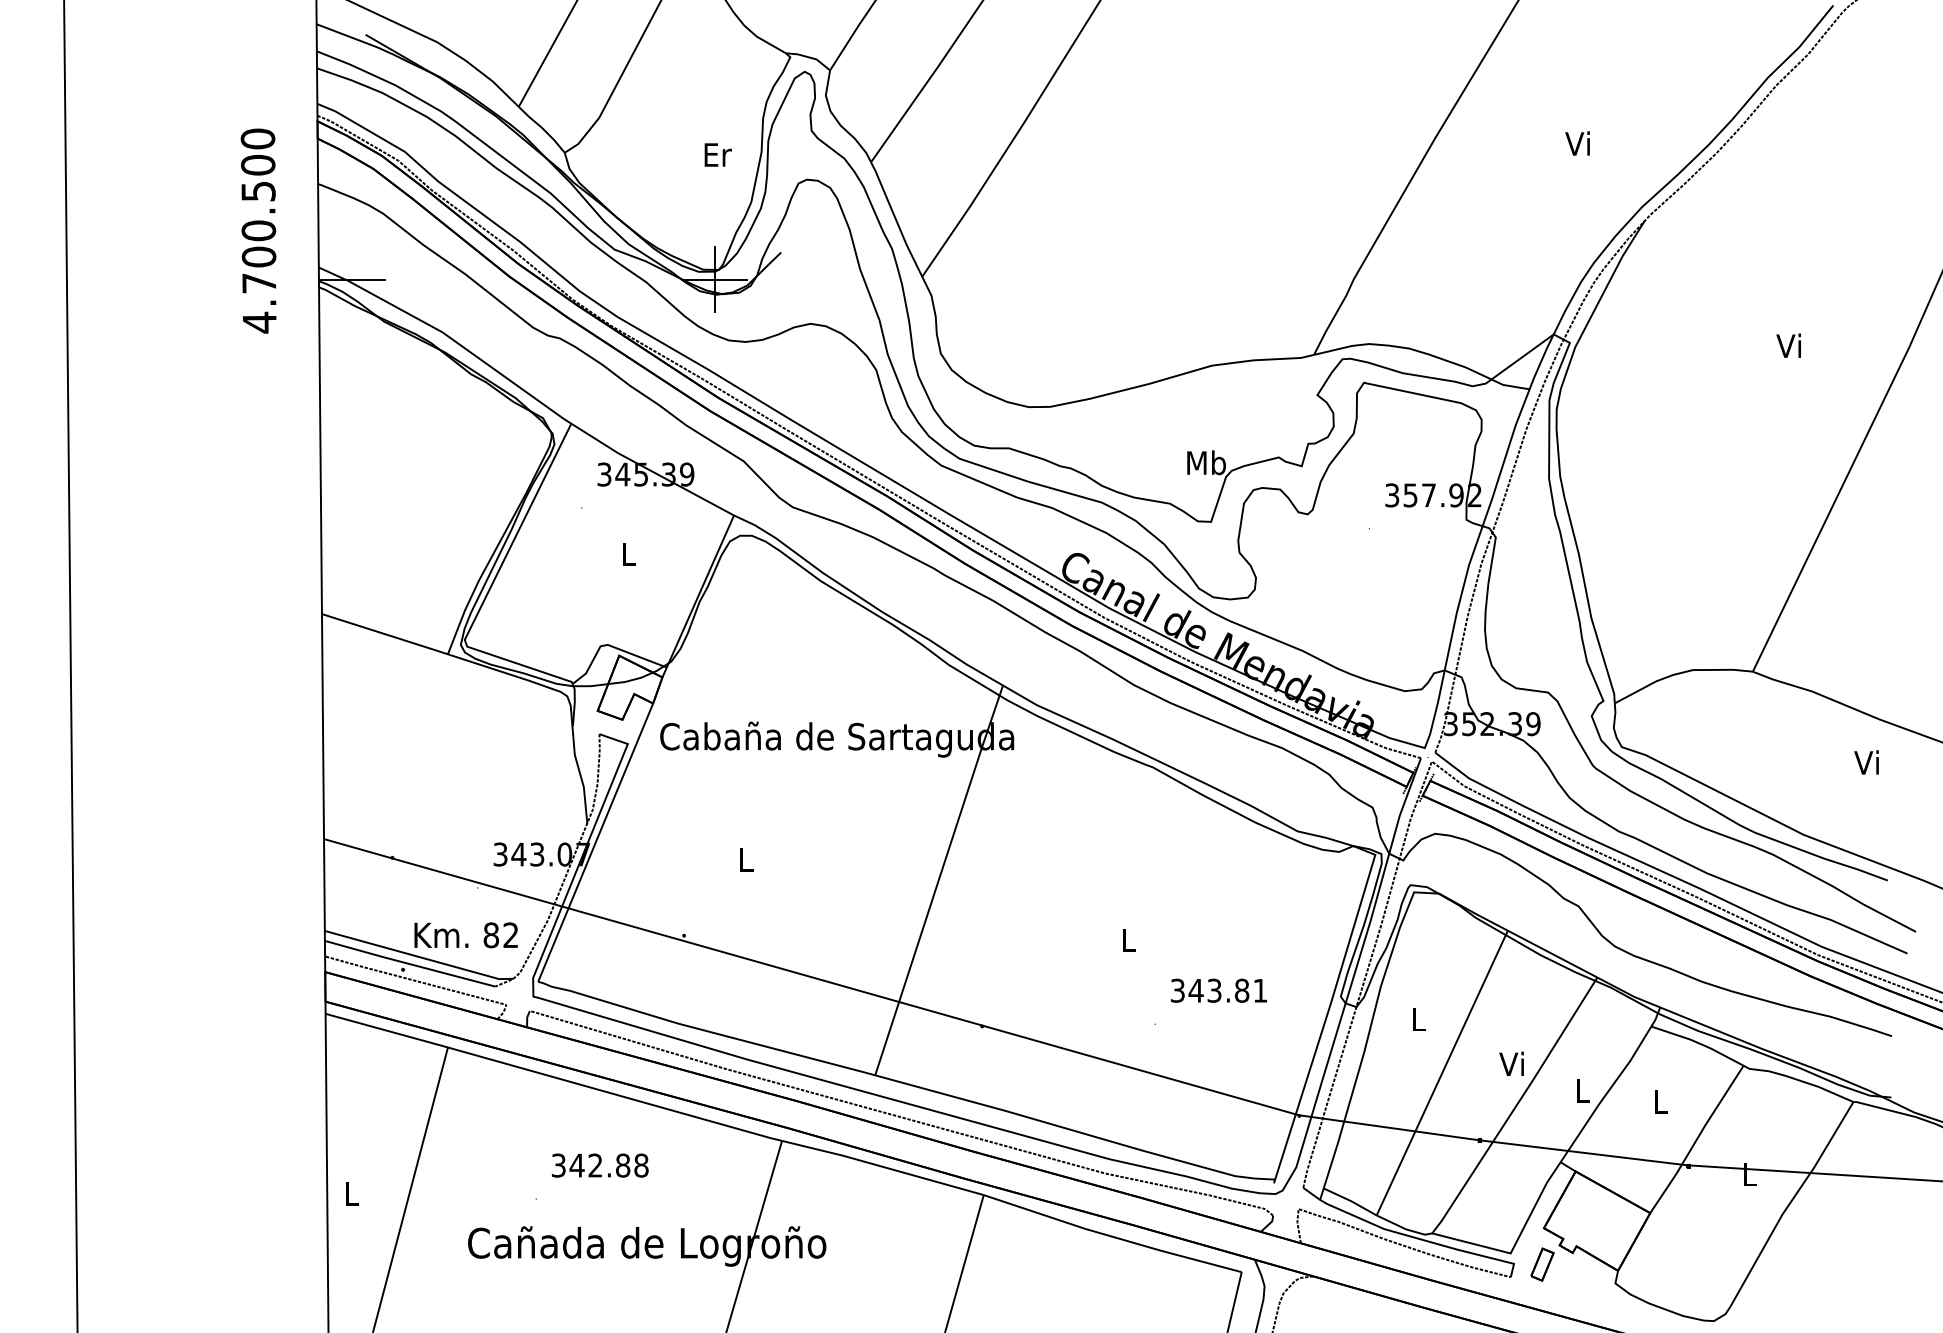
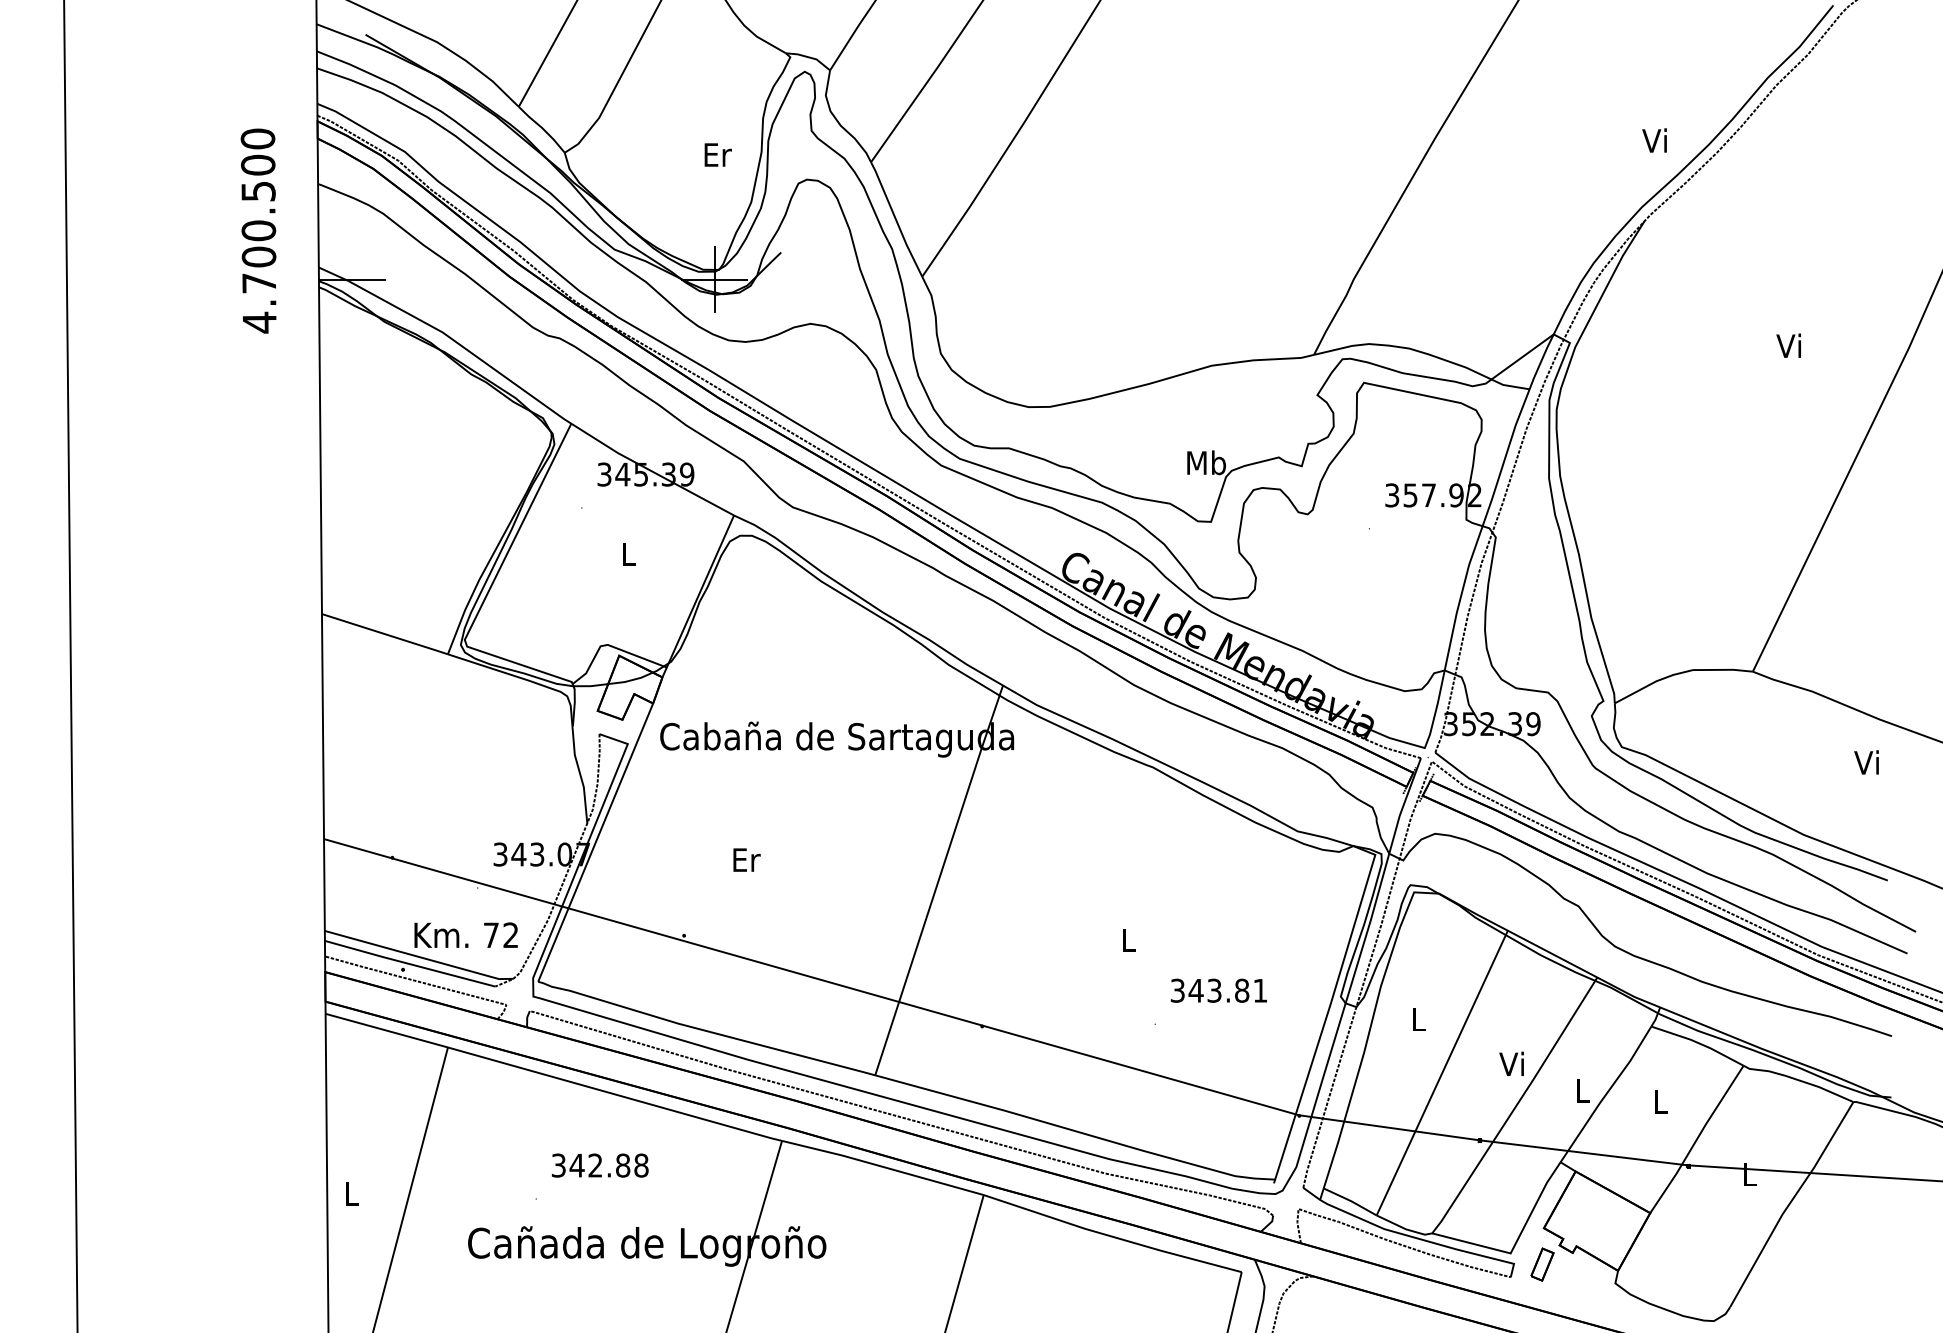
text position: (1577, 143) -> (1654, 140) (1654, 140)
text: L -> Er (746, 859)
text: 82 -> 72 (491, 935)
